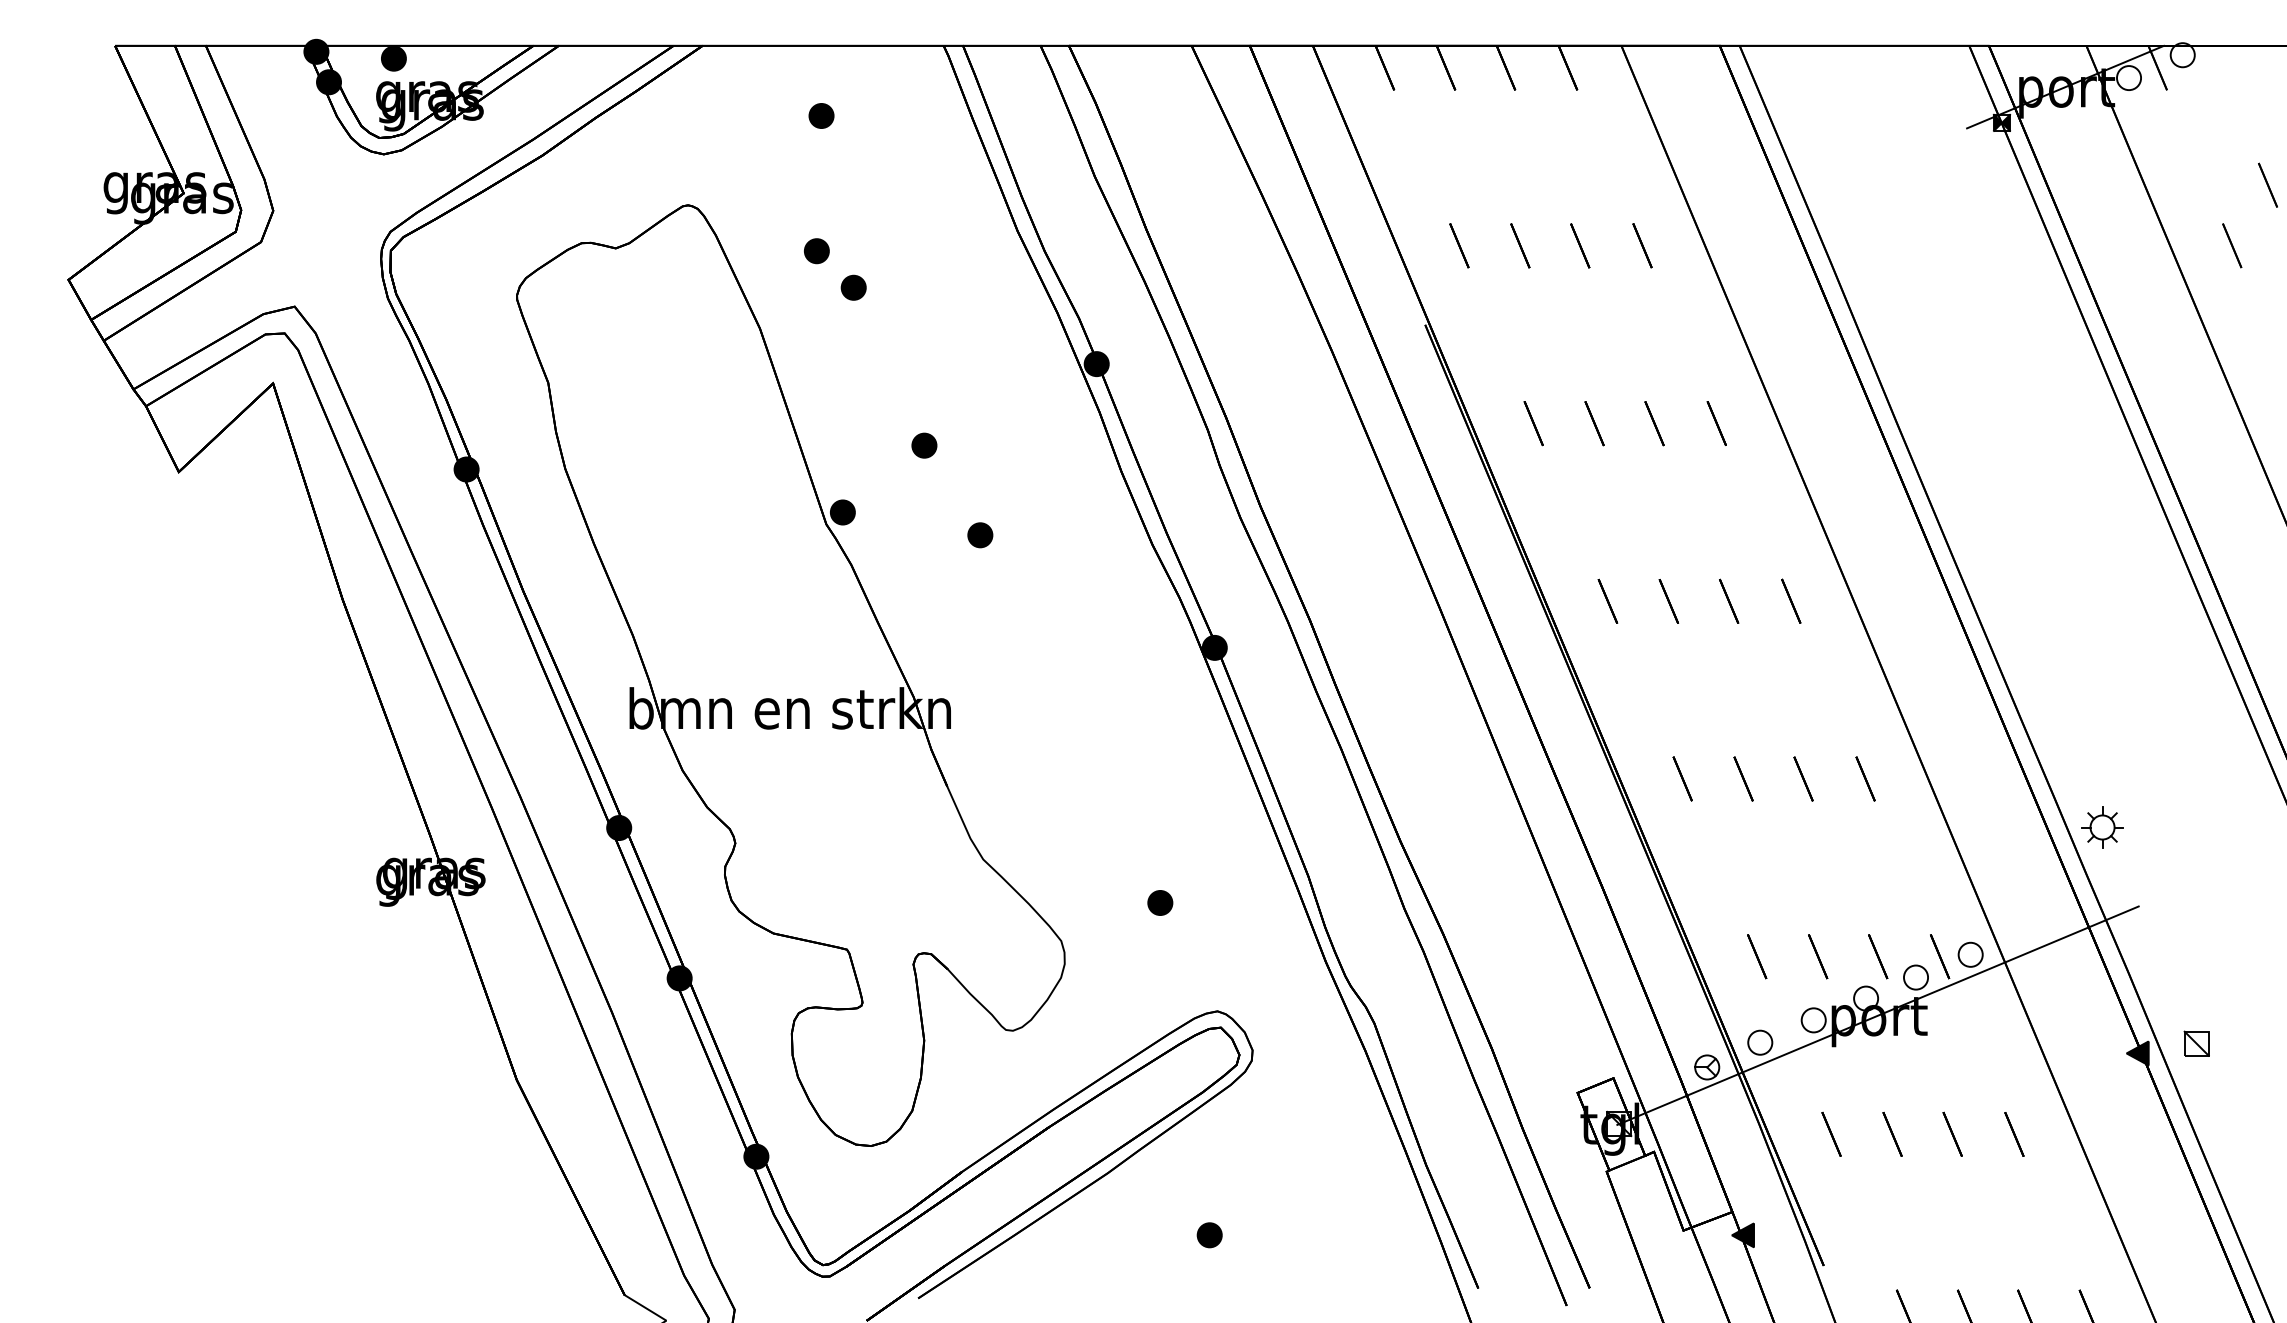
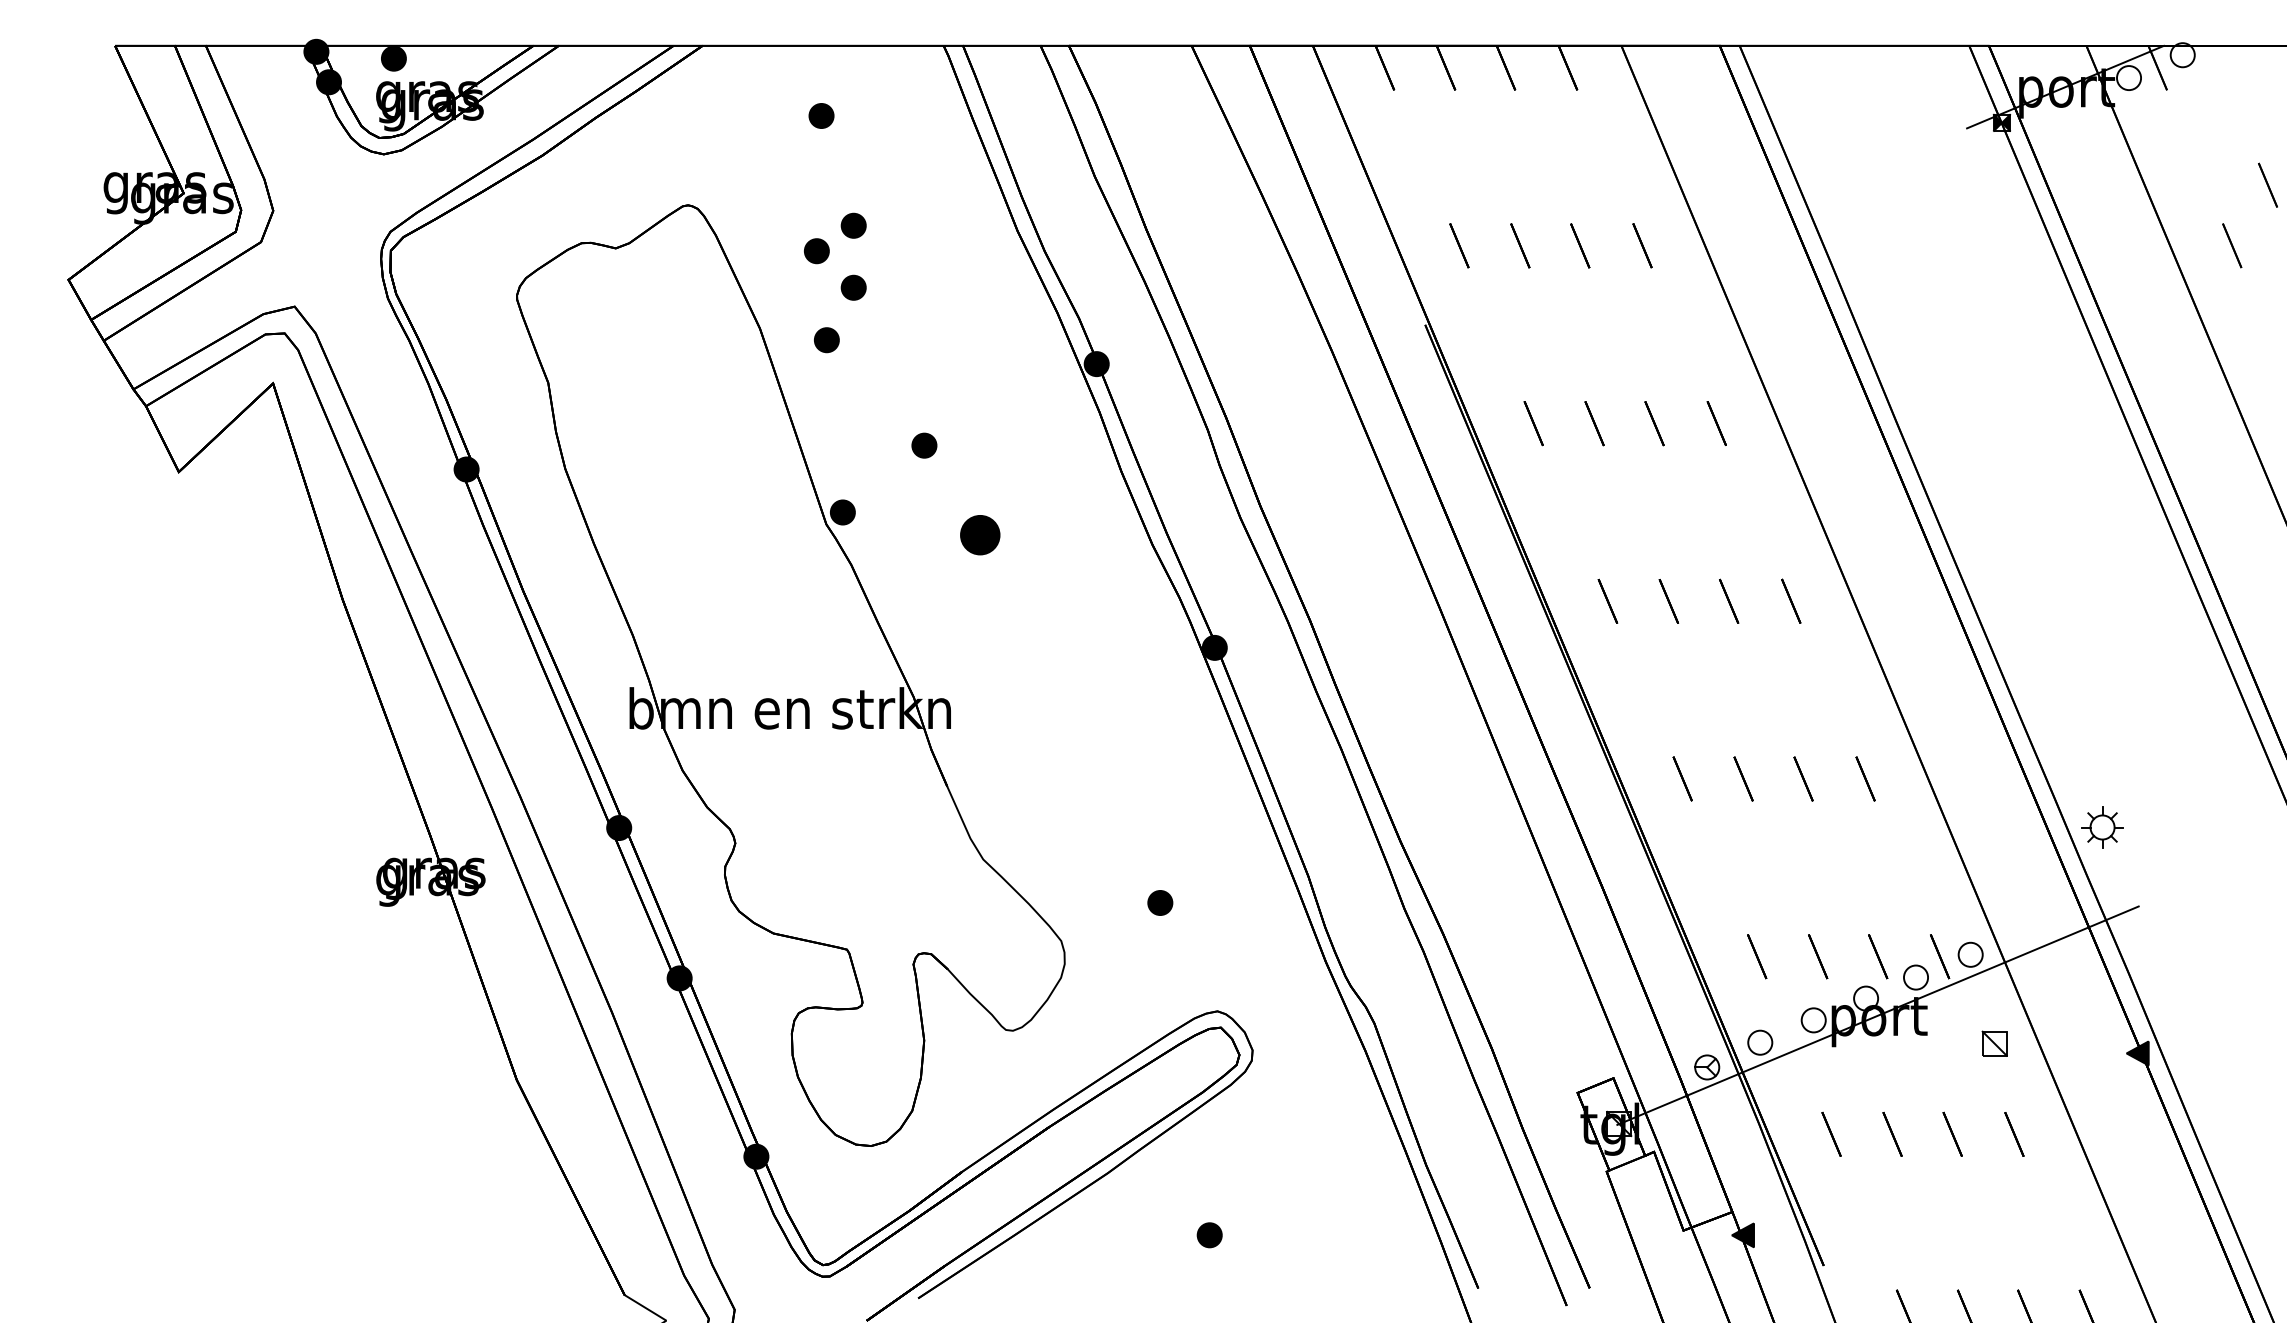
part: none -> present (853, 225)
part: none -> present (826, 340)
part size: 27x27 px -> 41x41 px (980, 535)
part position: (2196, 1043) -> (1994, 1043) (1994, 1043)
